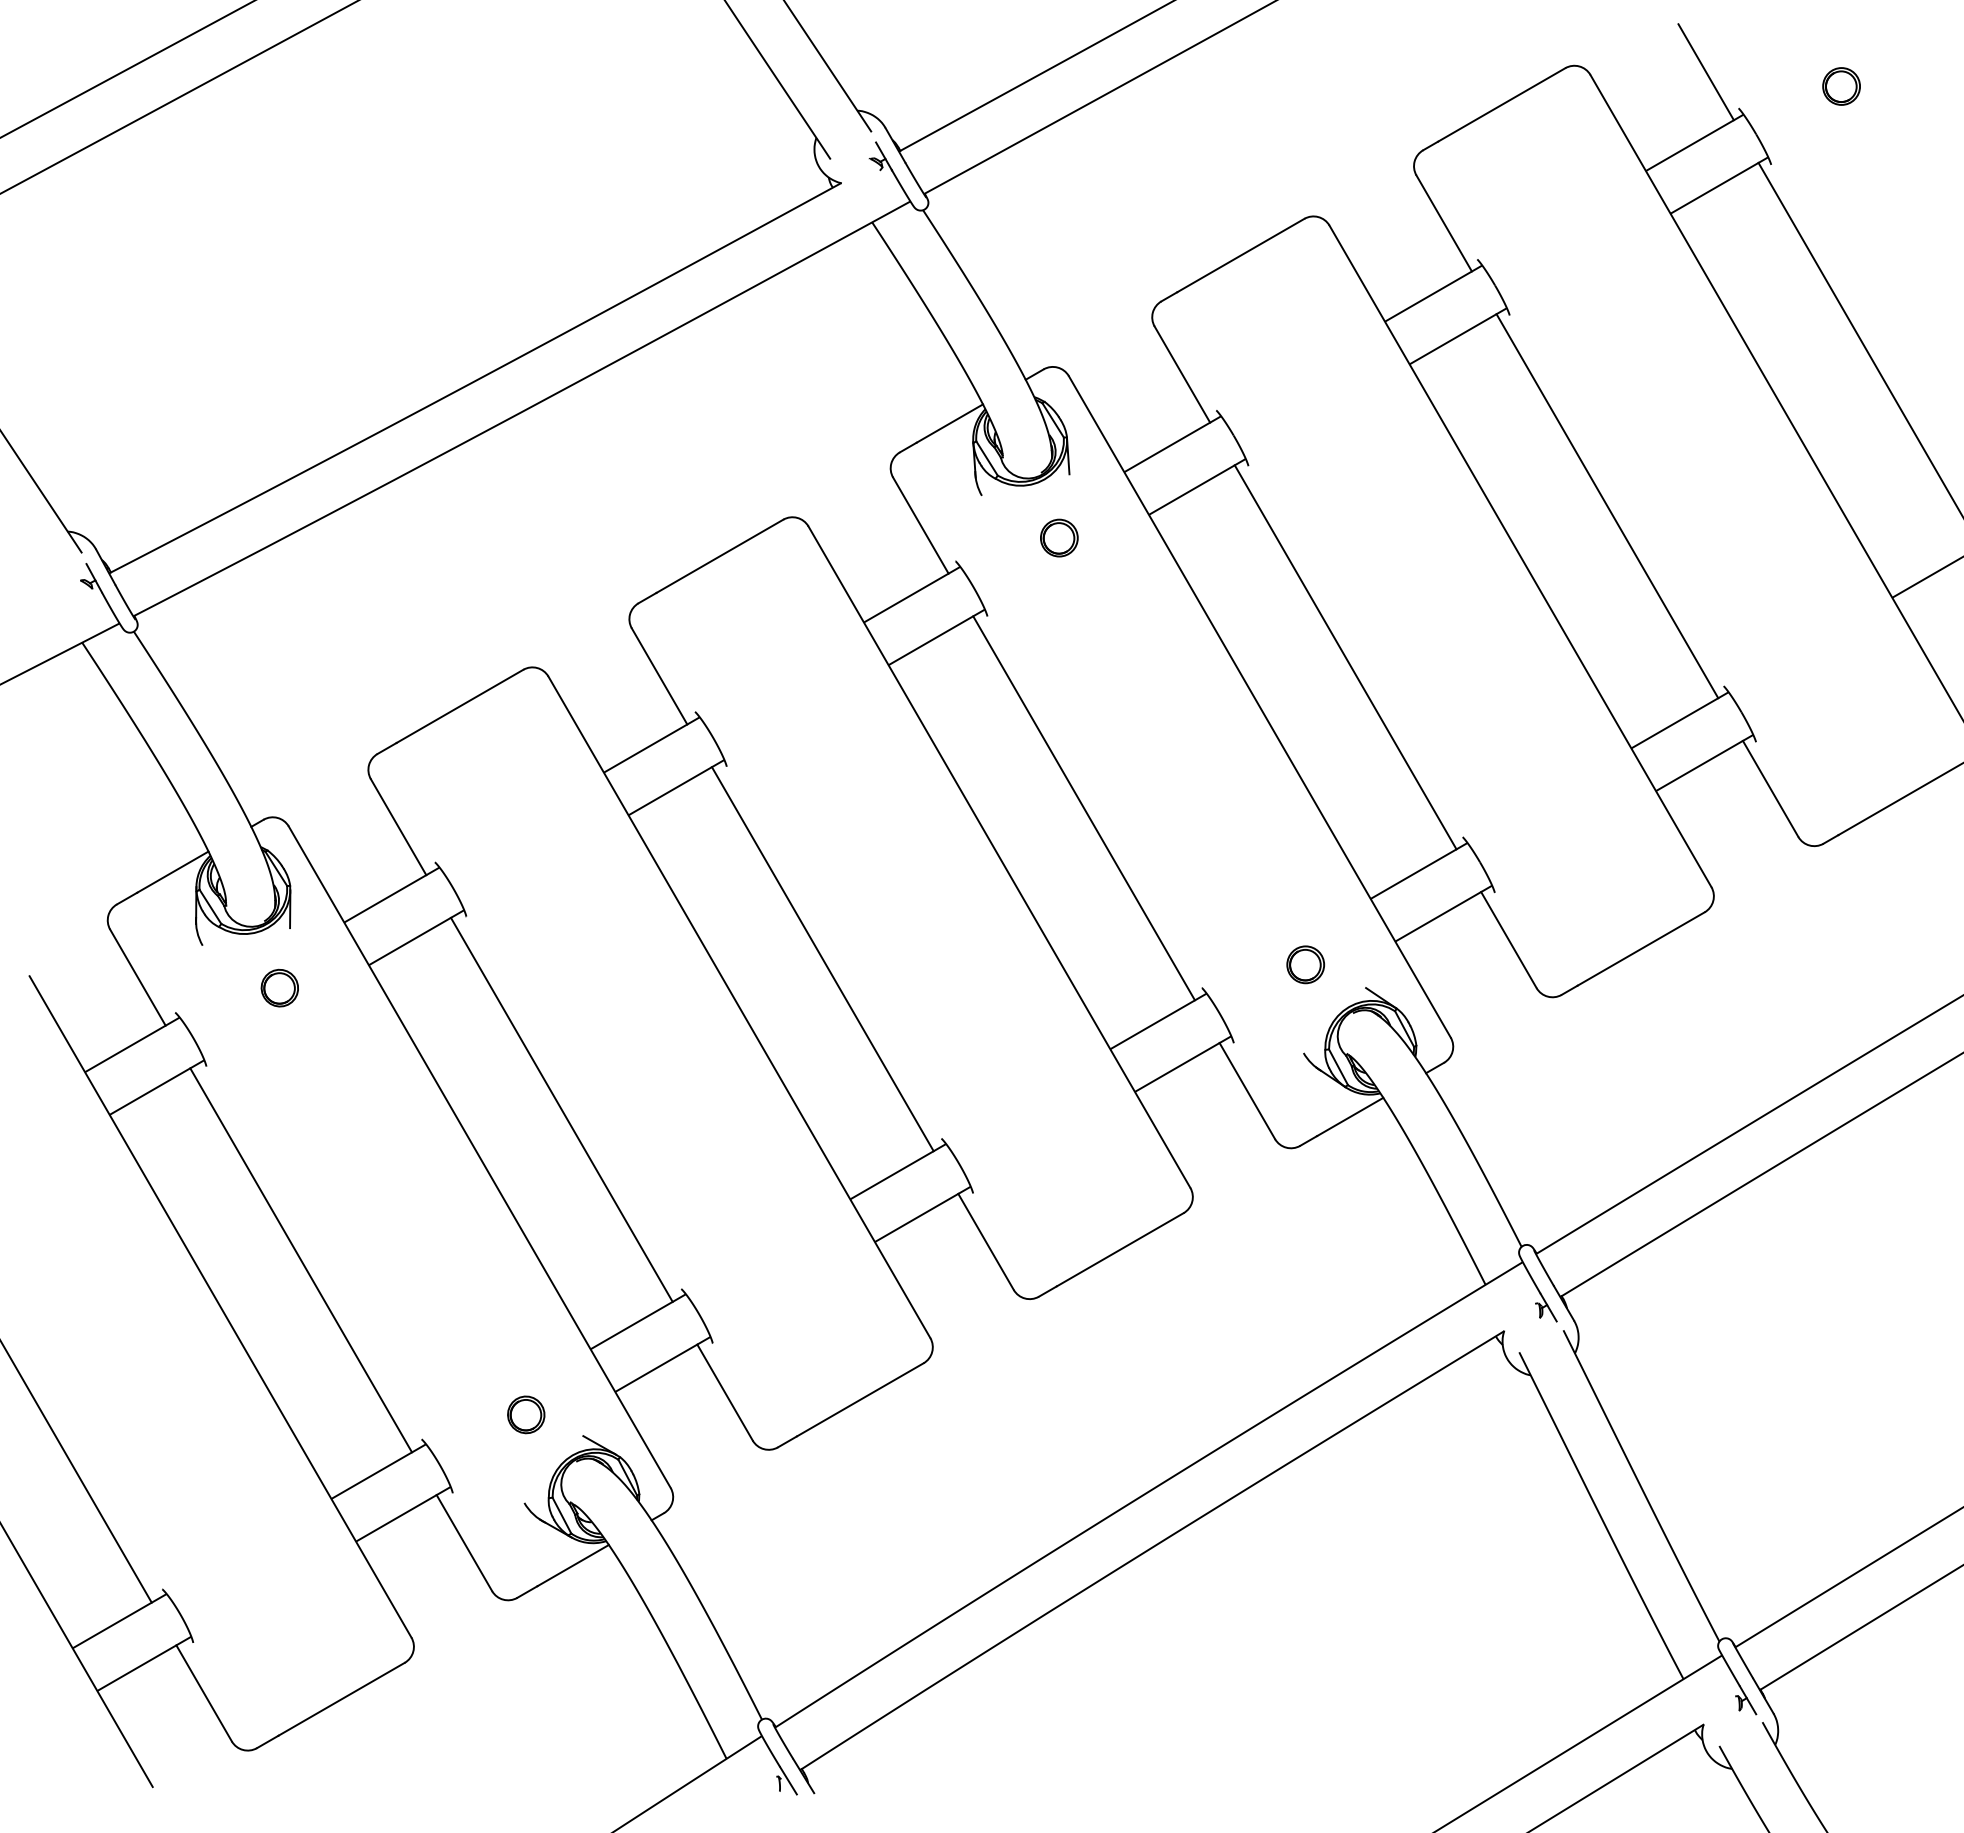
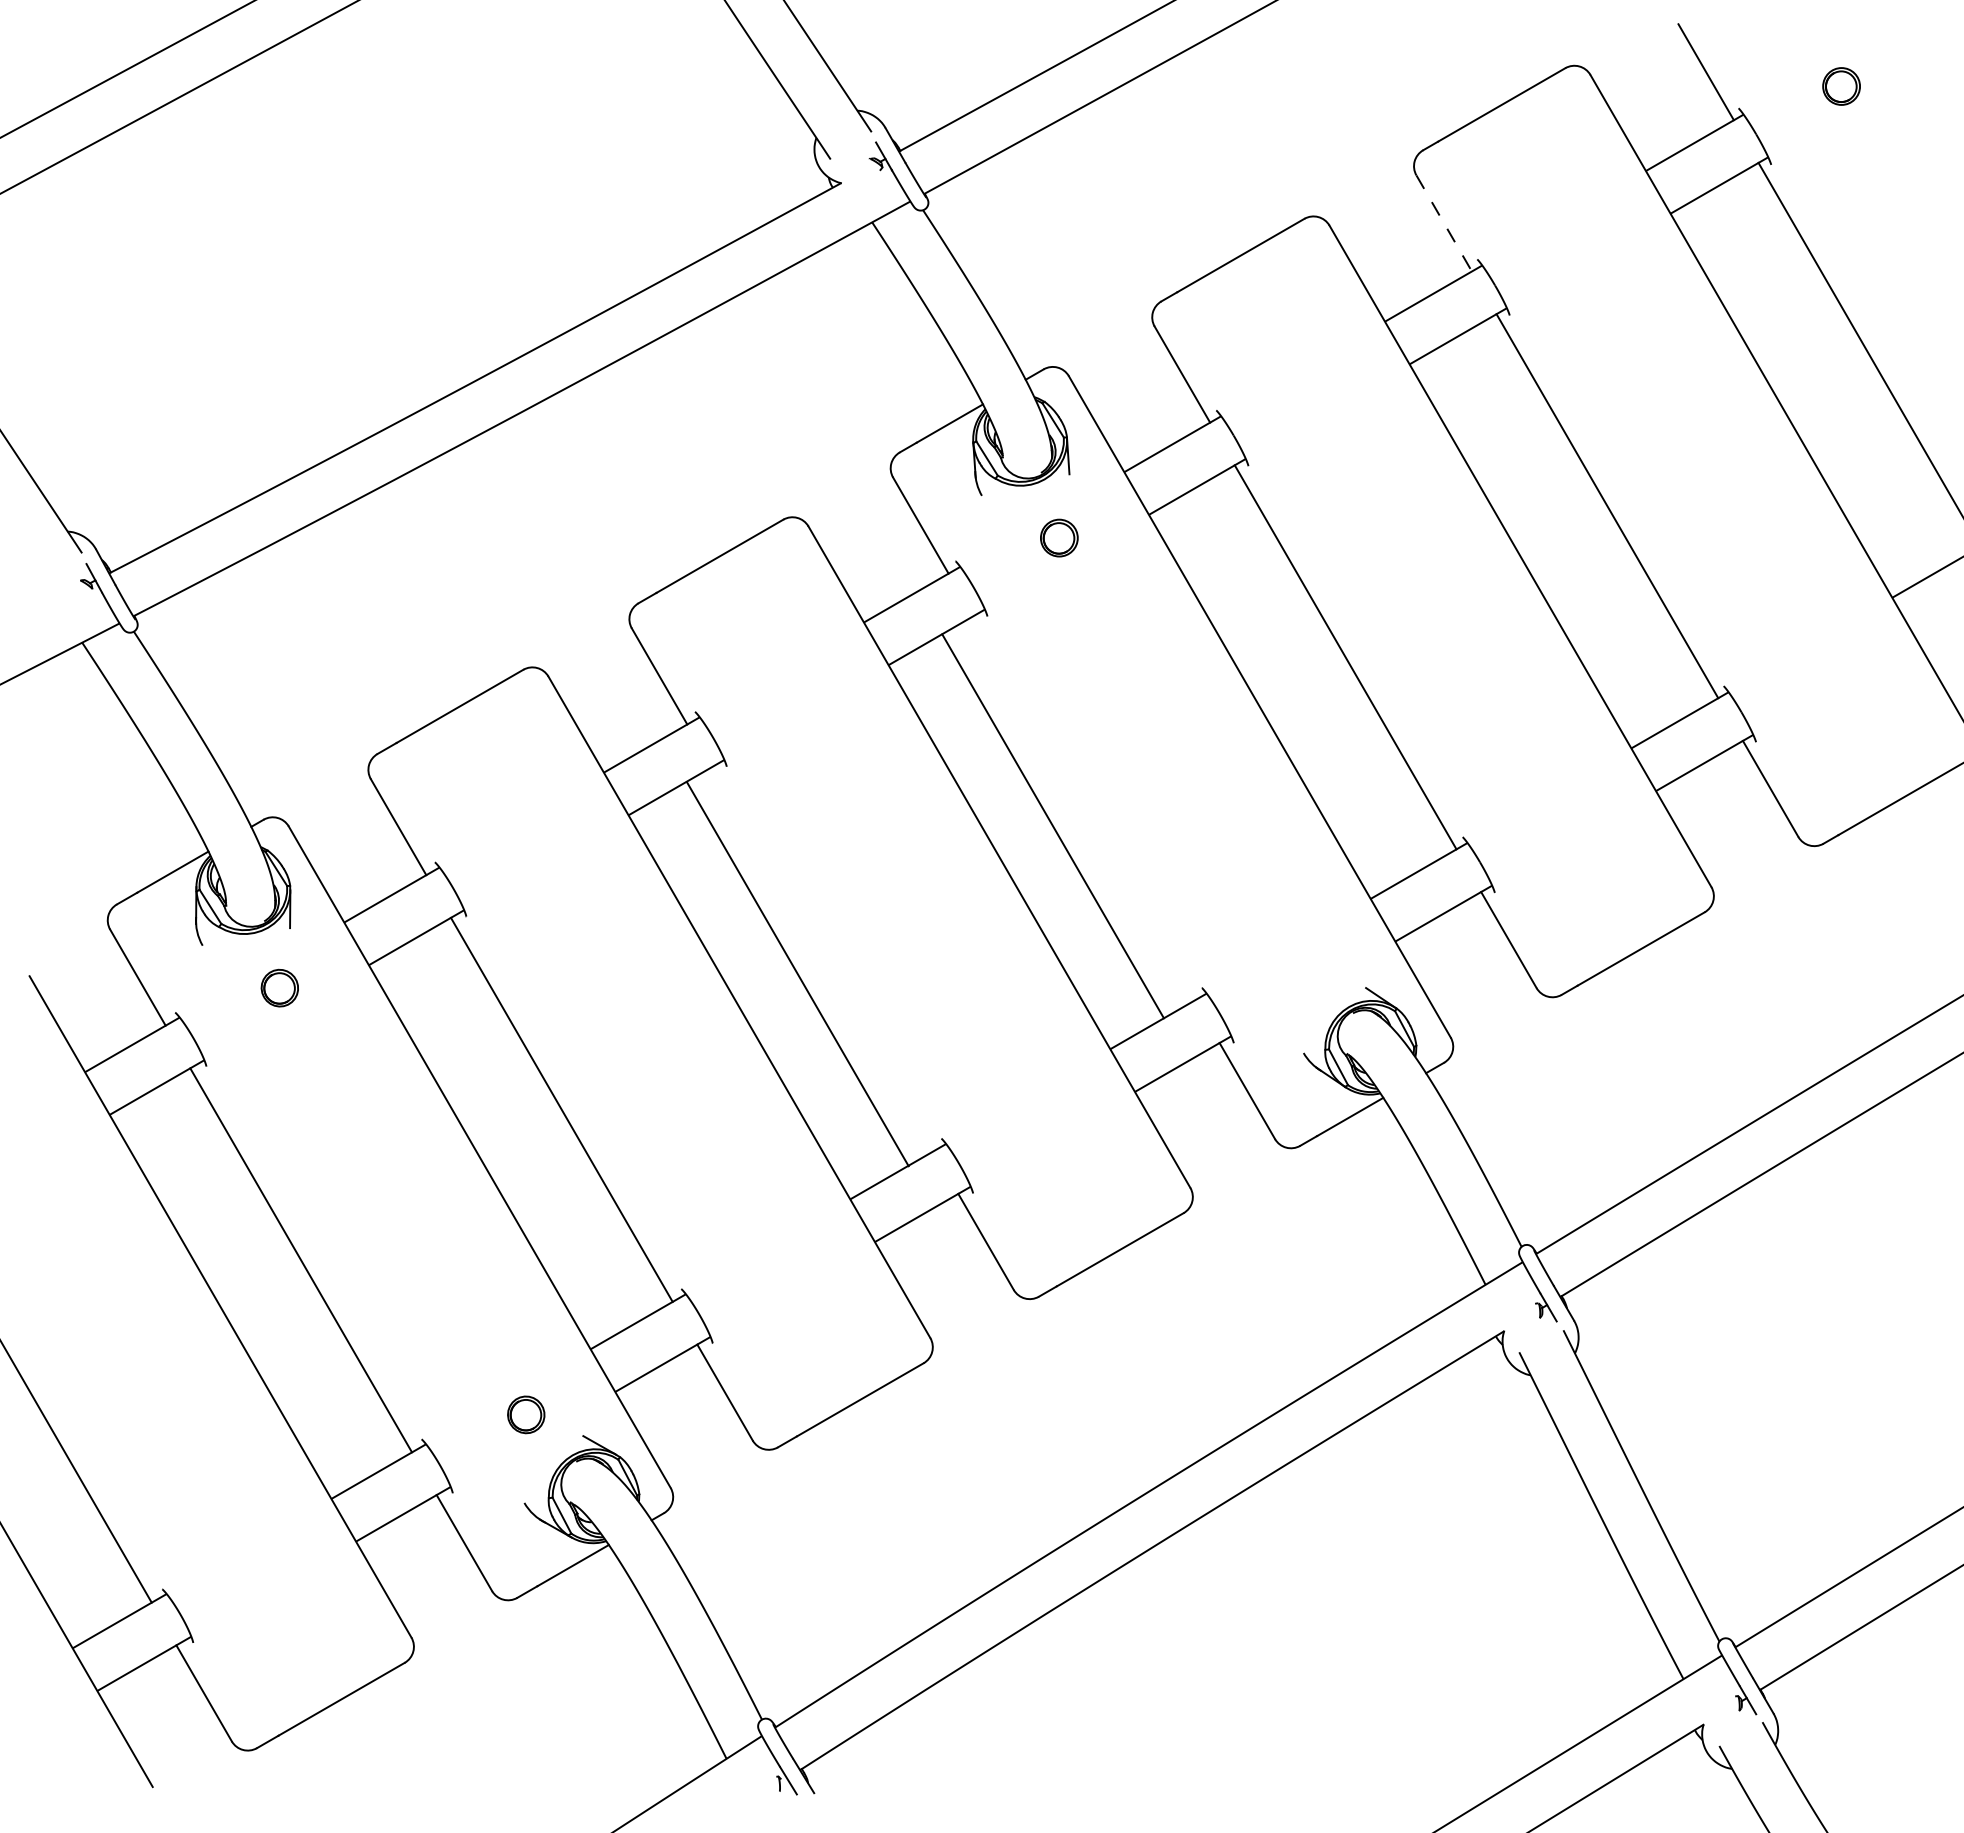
line: solid -> dashed (1444, 223)
line position: (1083, 808) -> (1052, 826) (1052, 826)
line position: (822, 959) -> (797, 974) (797, 974)
part: present -> none (1305, 964)
